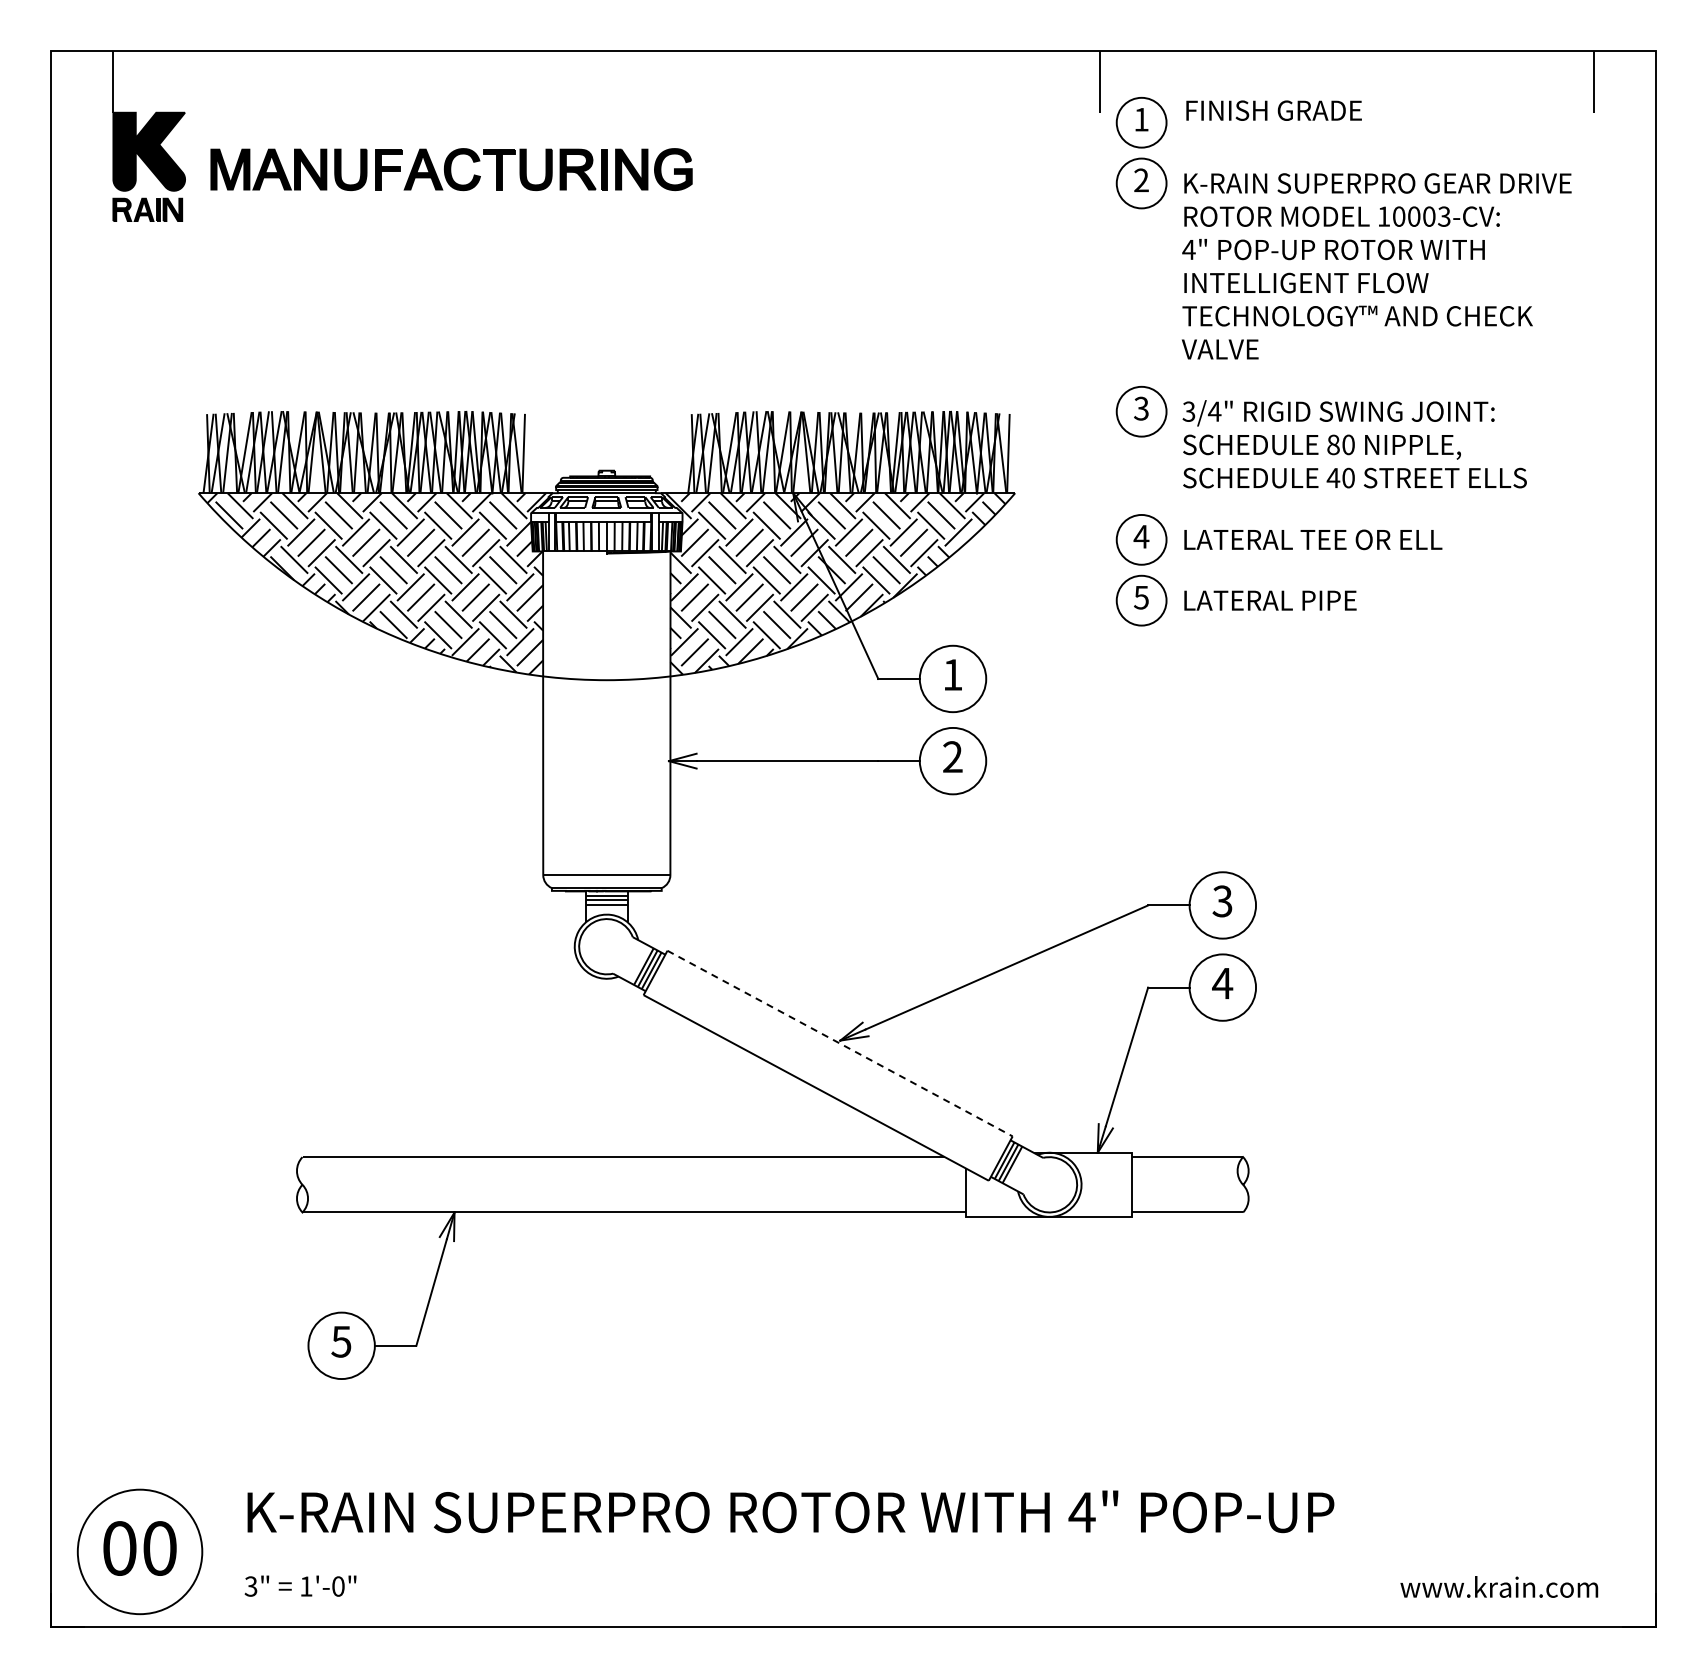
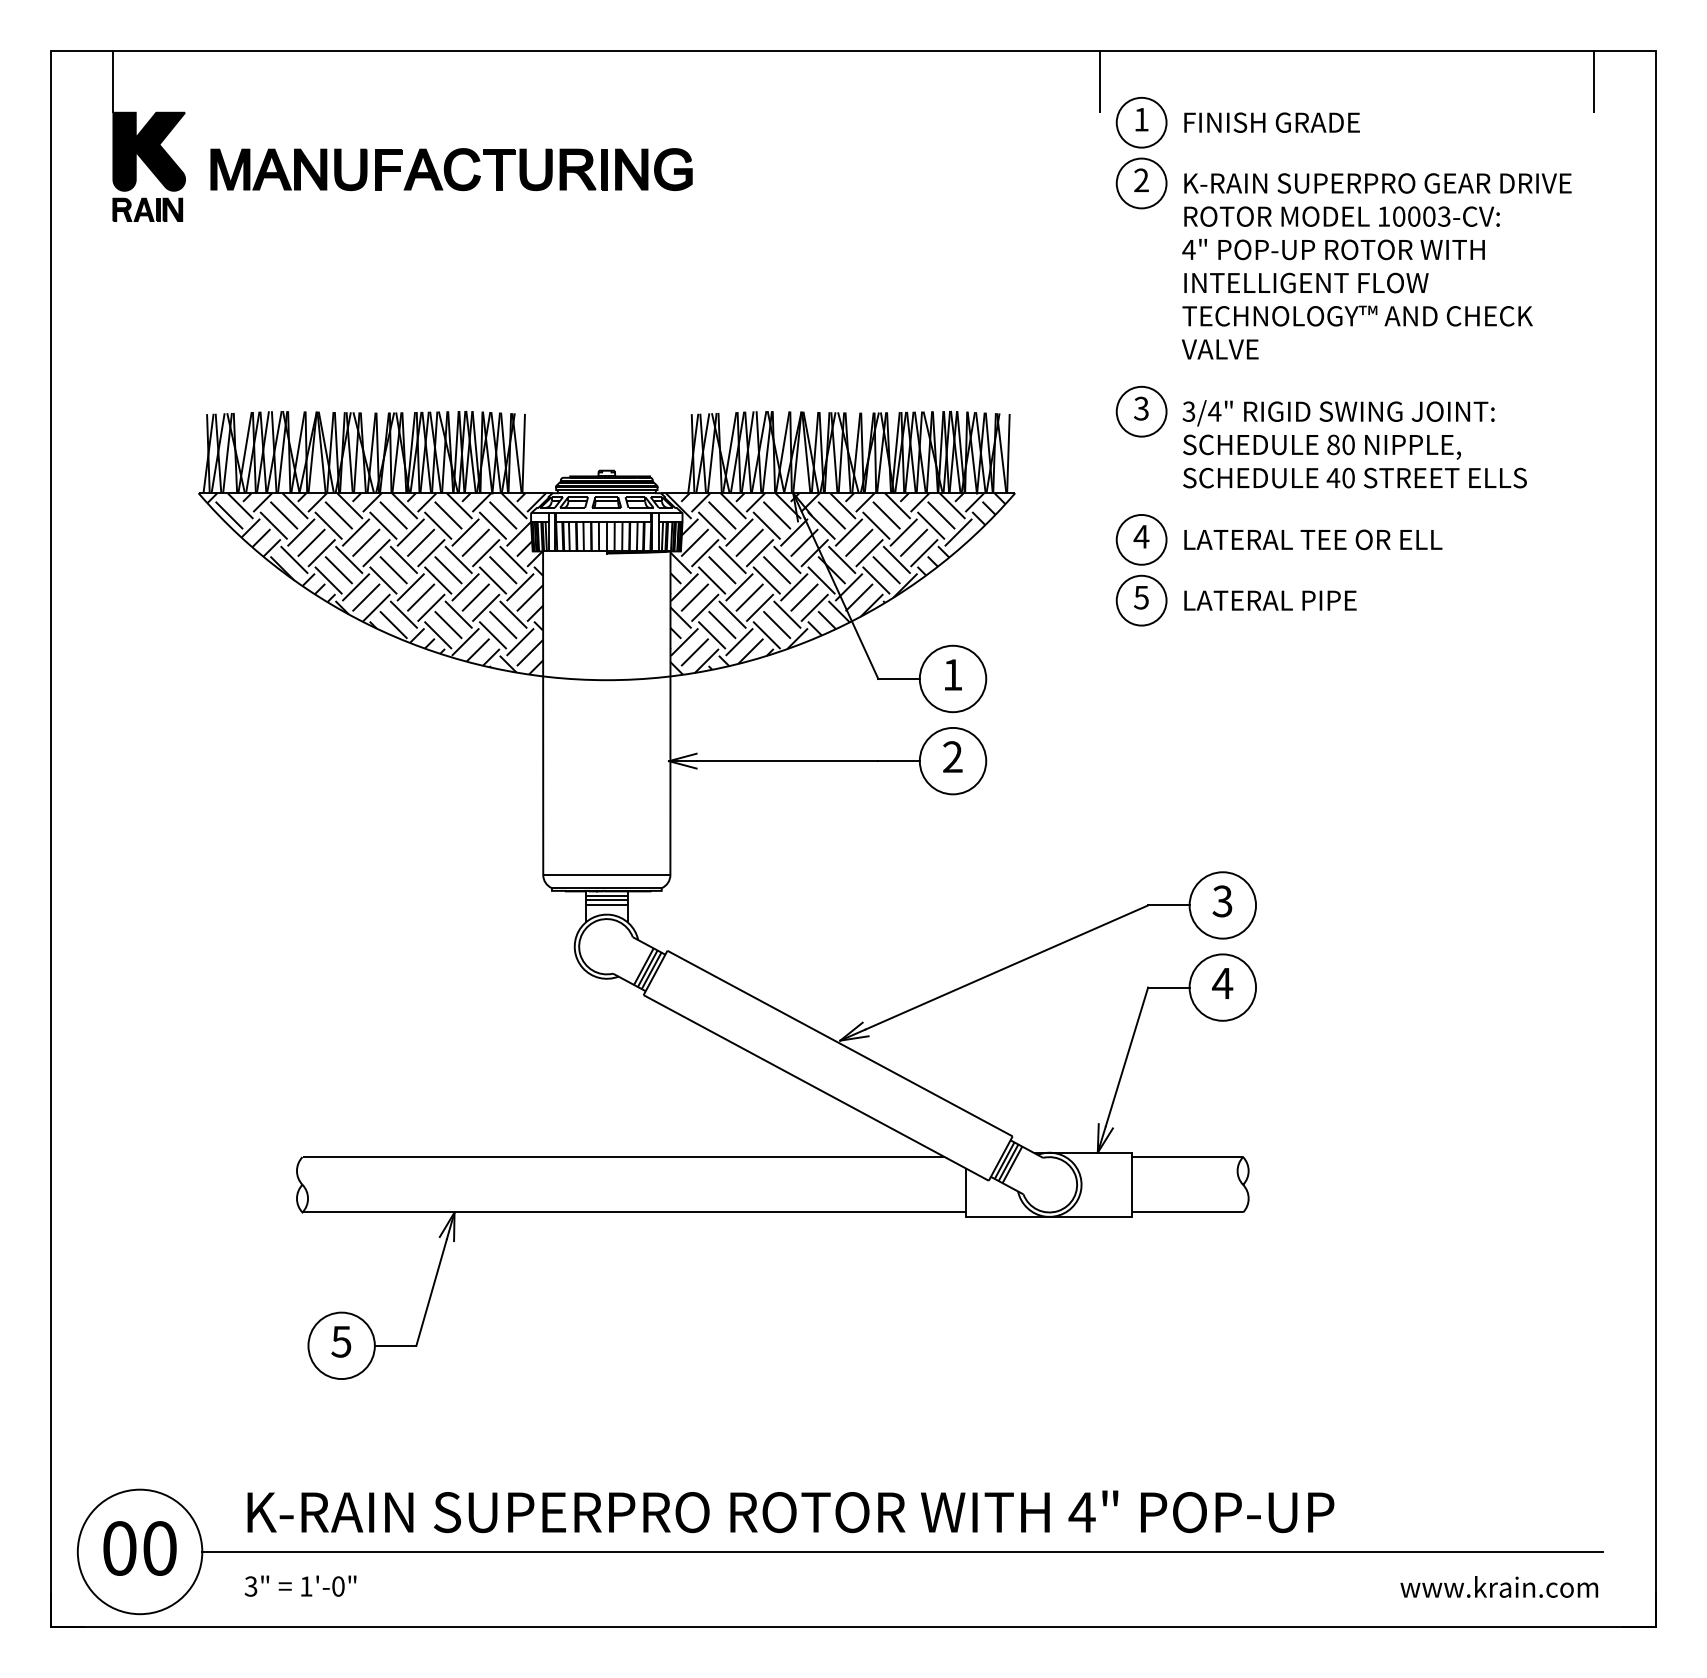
text position: (1273, 110) -> (1271, 122) (1271, 122)
line: dashed -> solid (840, 1043)
line: none -> present (902, 1551)
